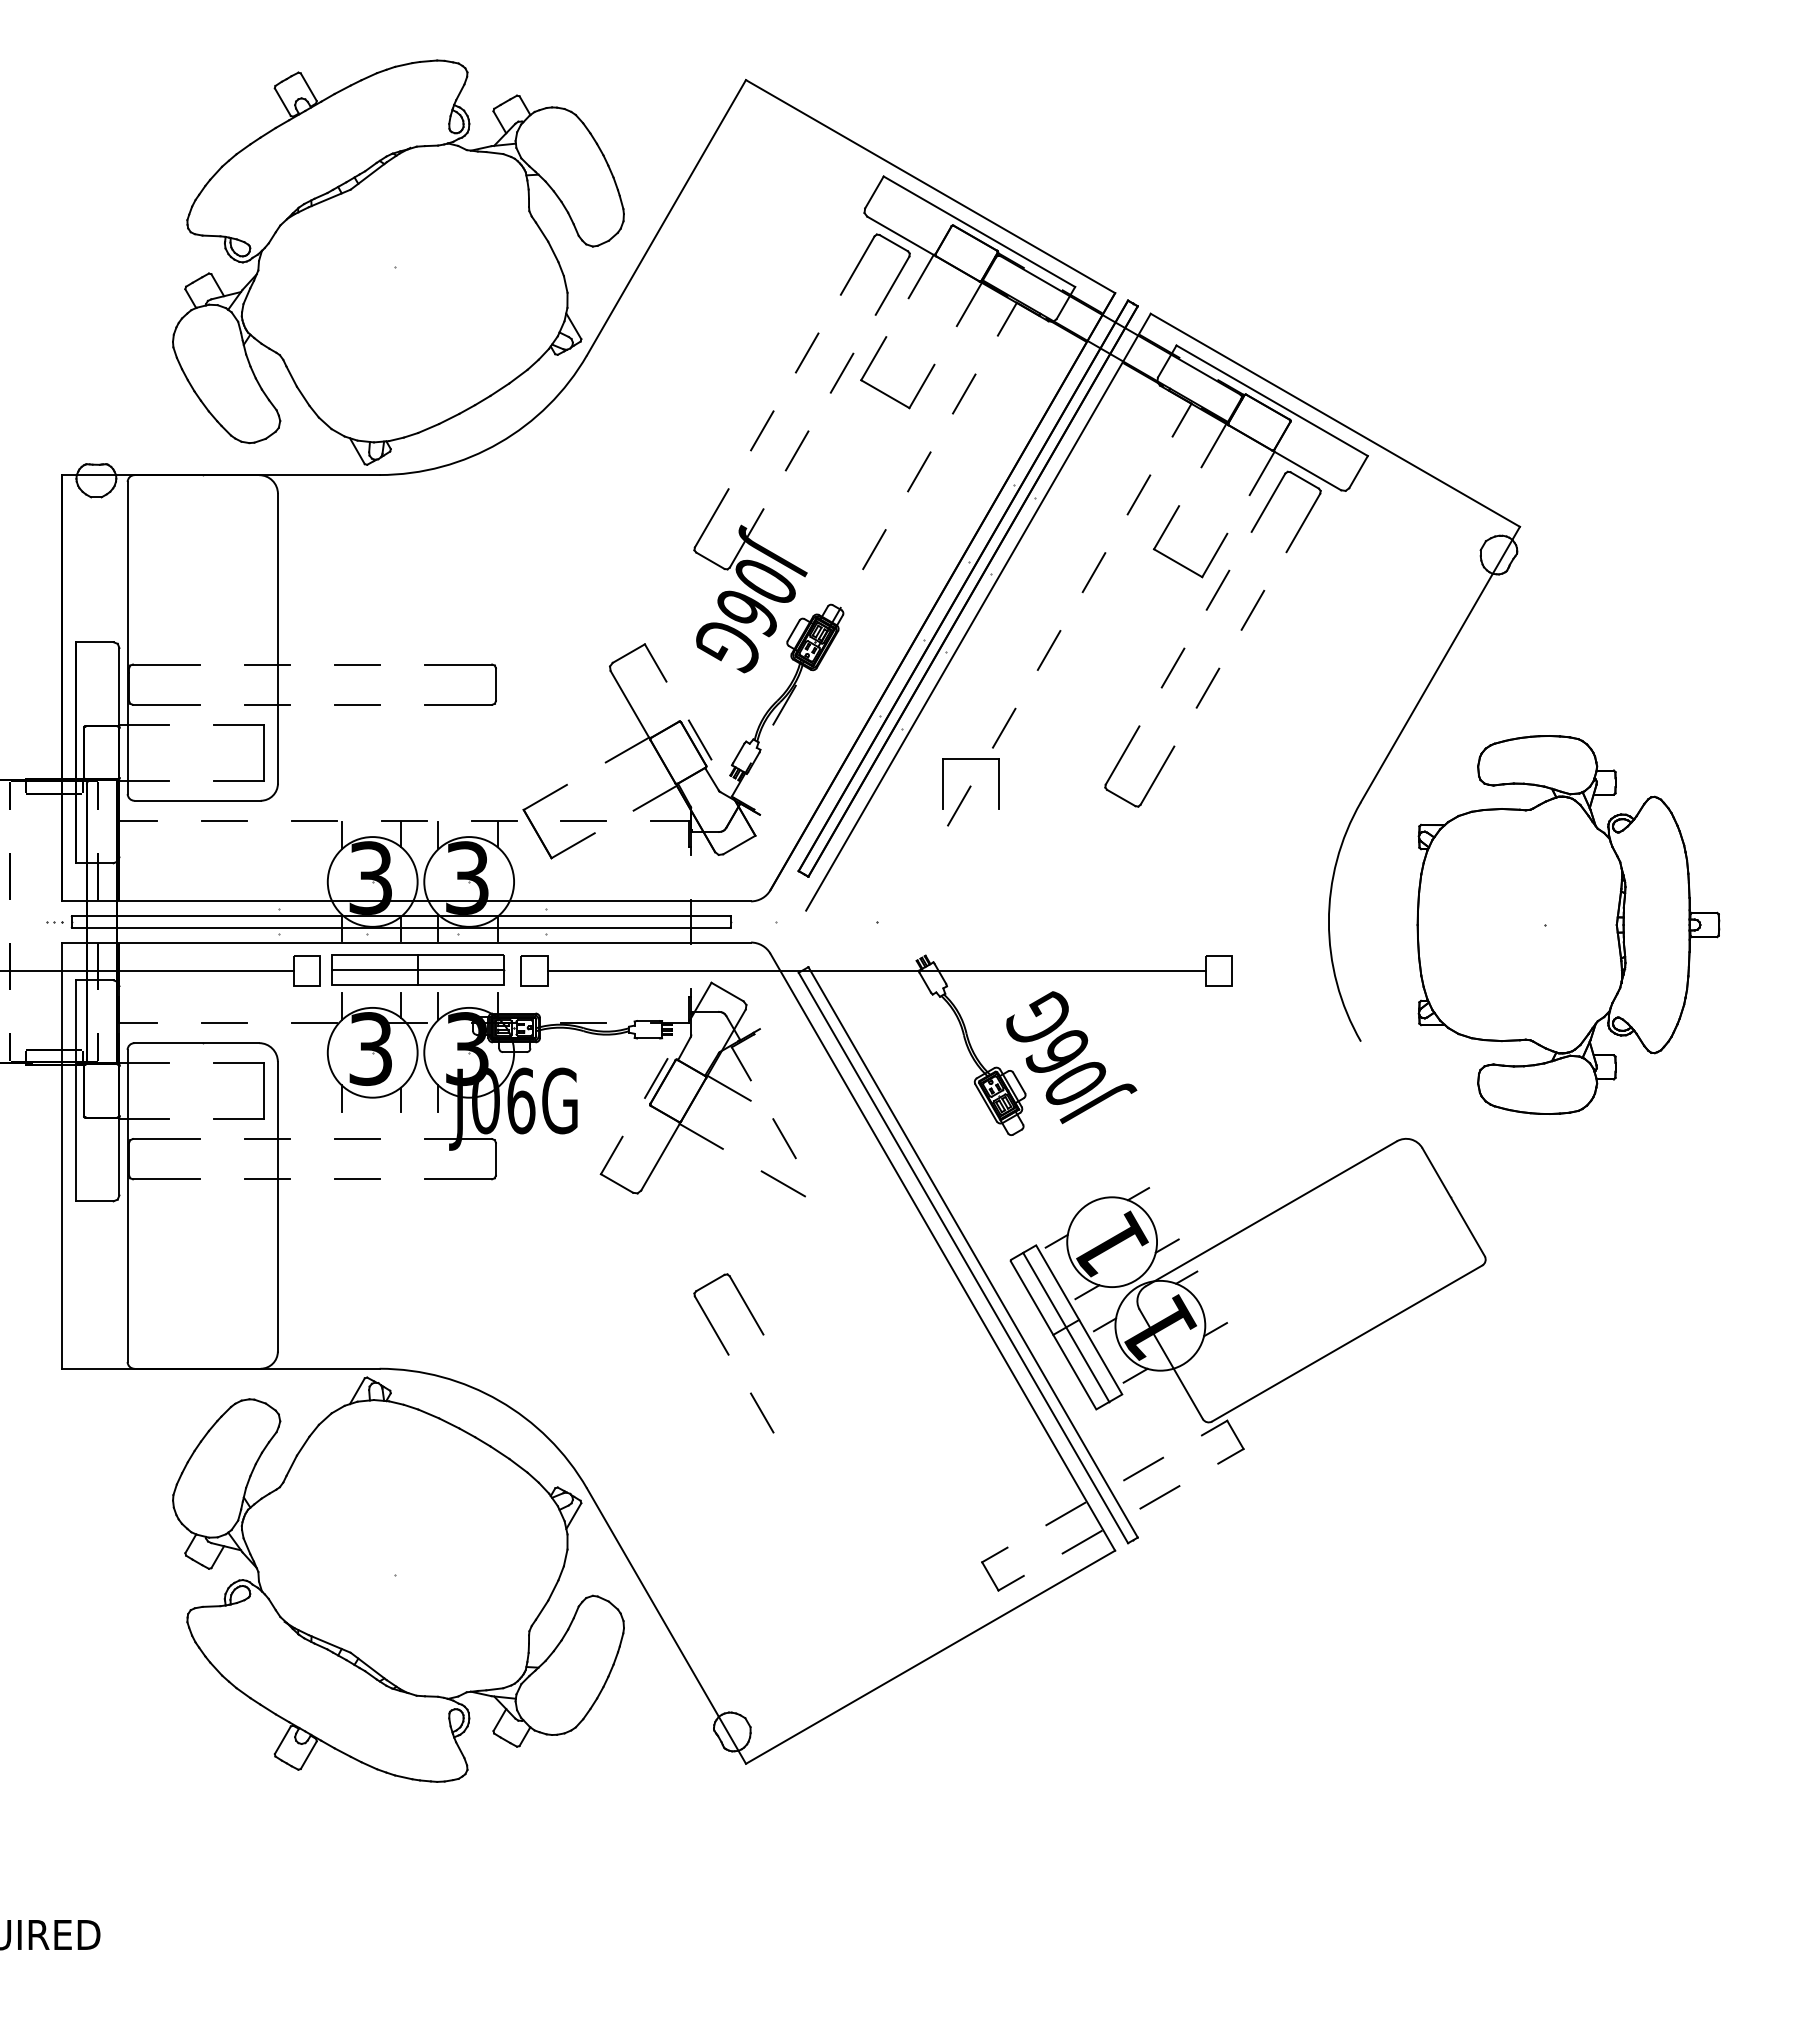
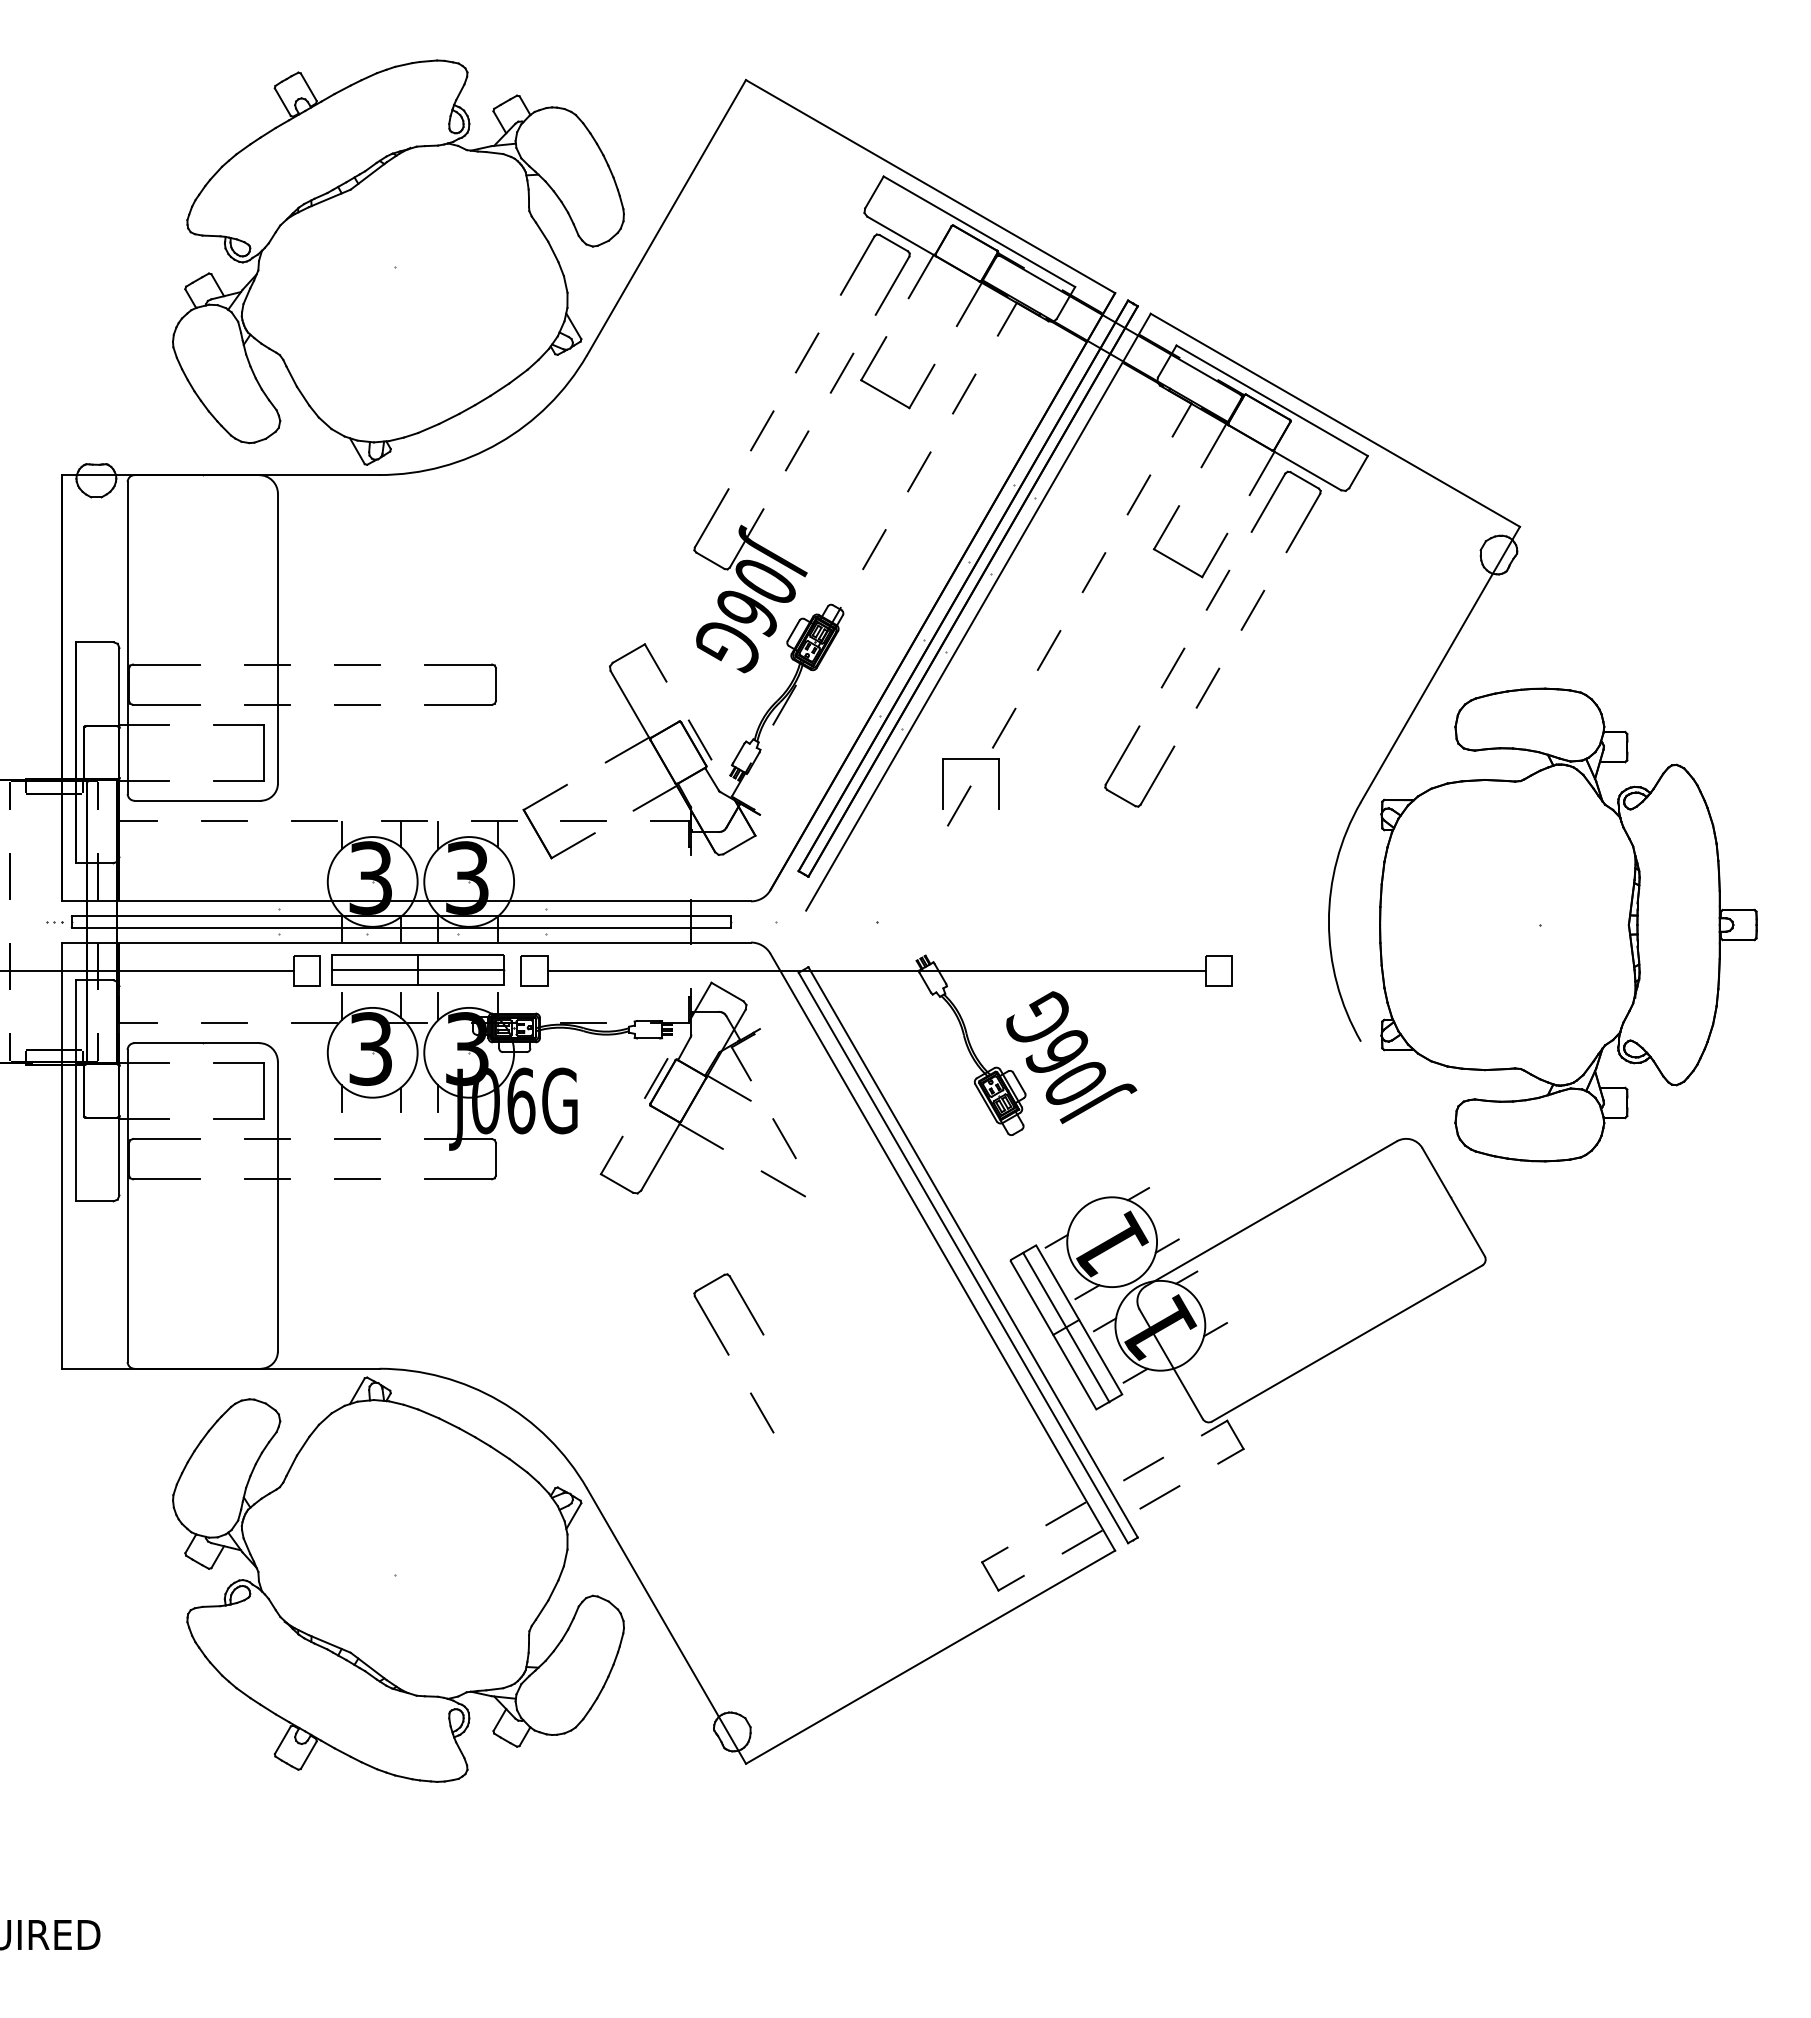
part size: 305x380 px -> 379x476 px (1568, 924)
